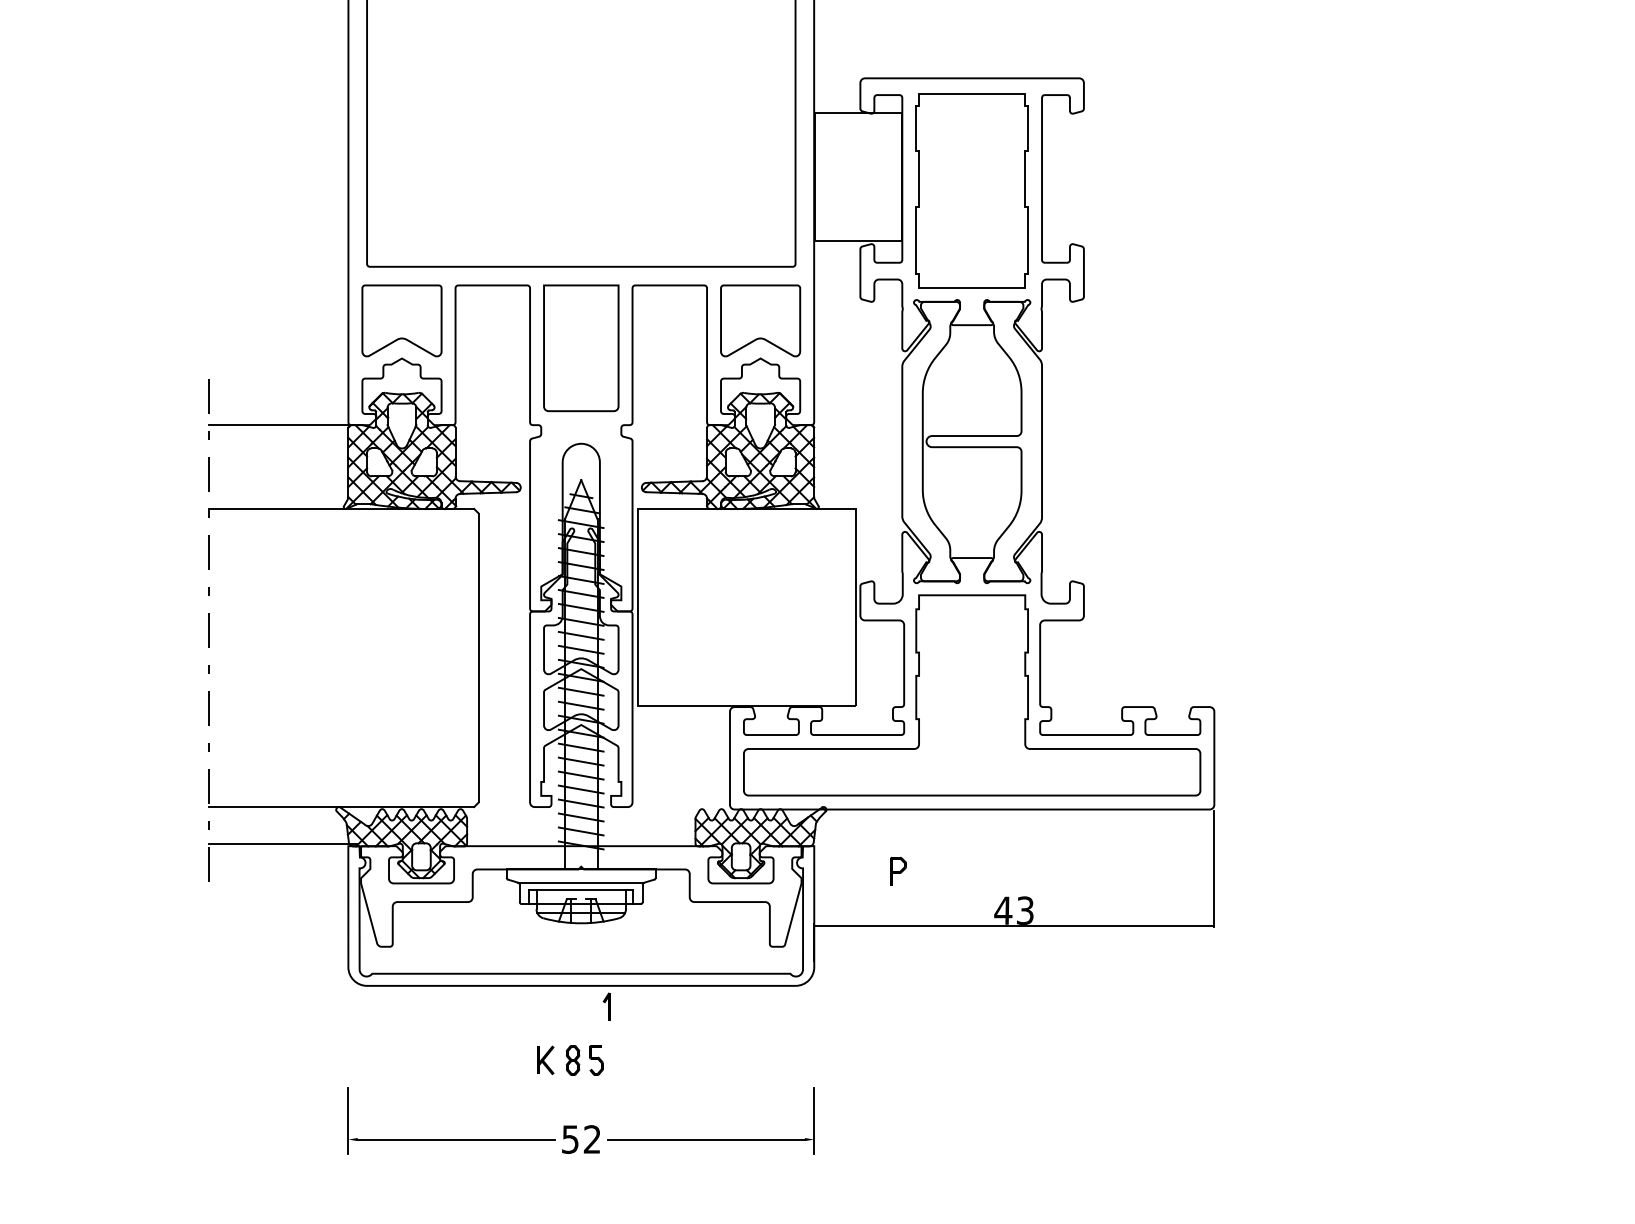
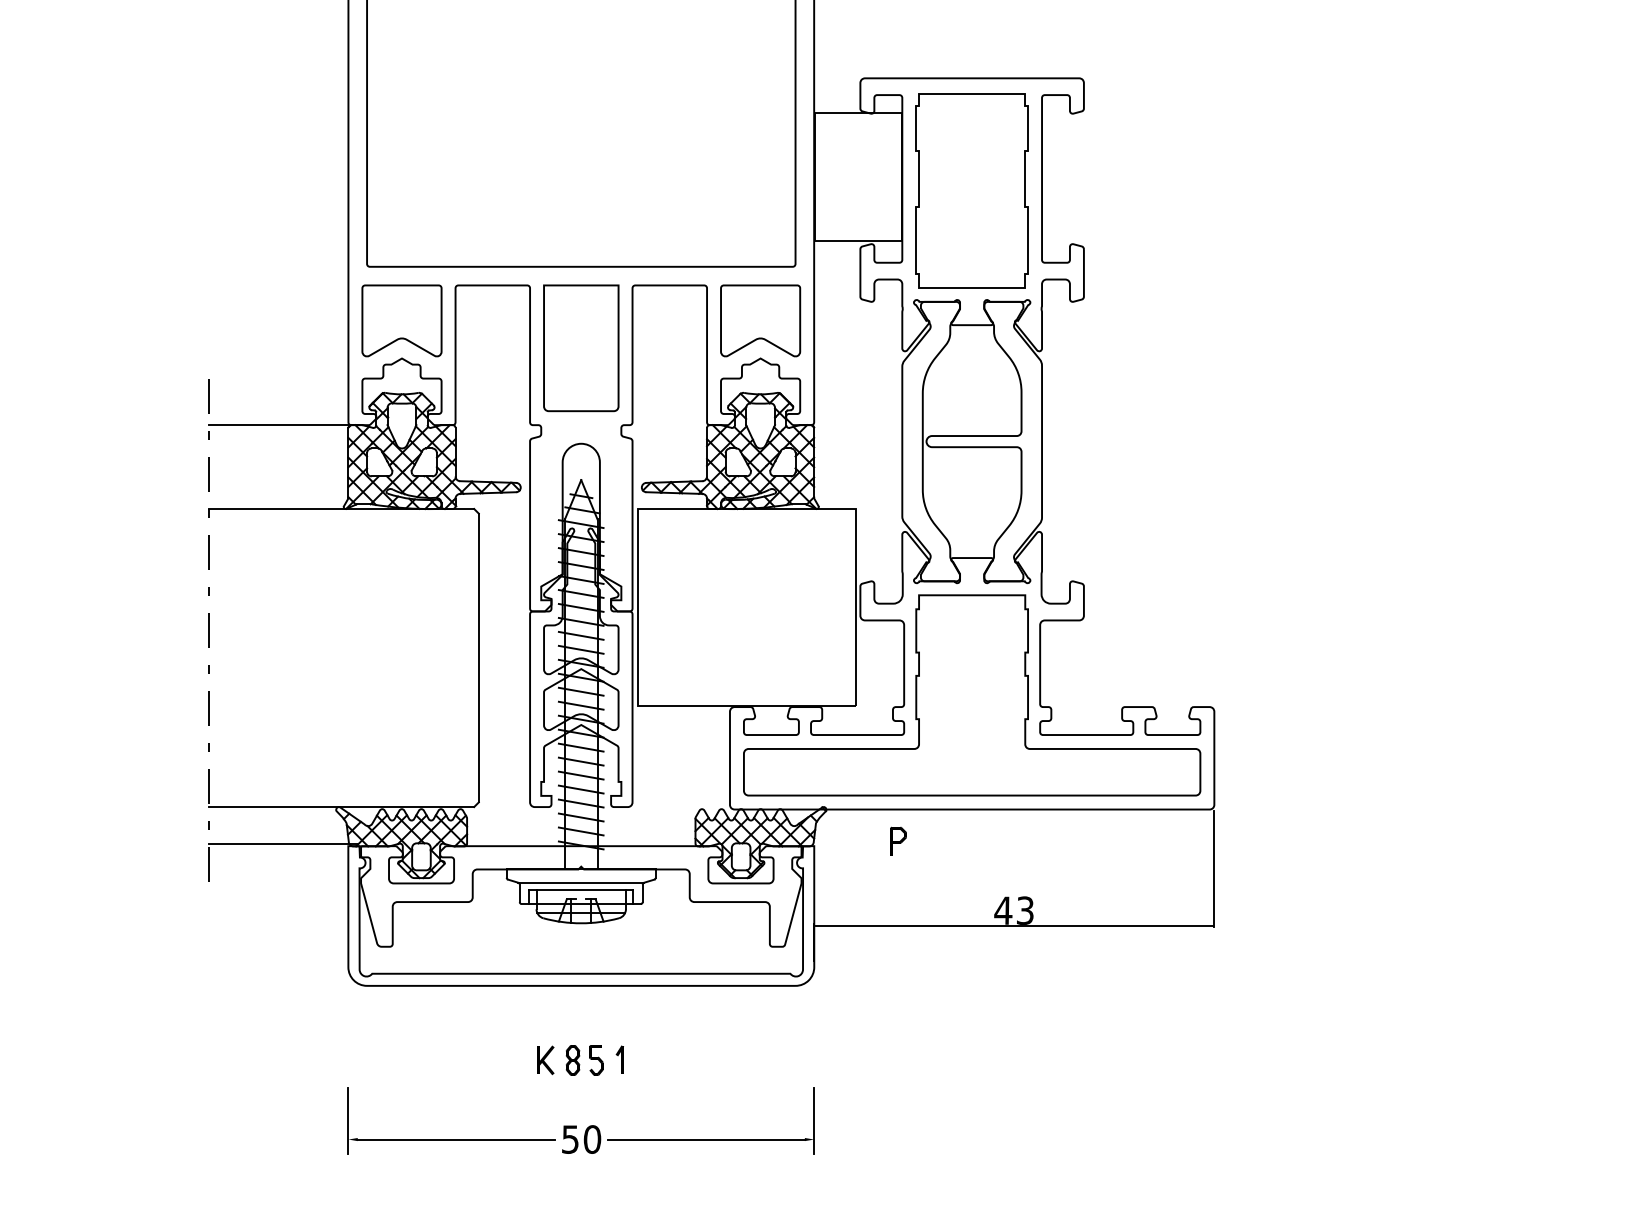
part position: (898, 870) -> (898, 840) (898, 840)
part position: (606, 1006) -> (619, 1059) (619, 1059)
text: 52 -> 50 (592, 1139)
